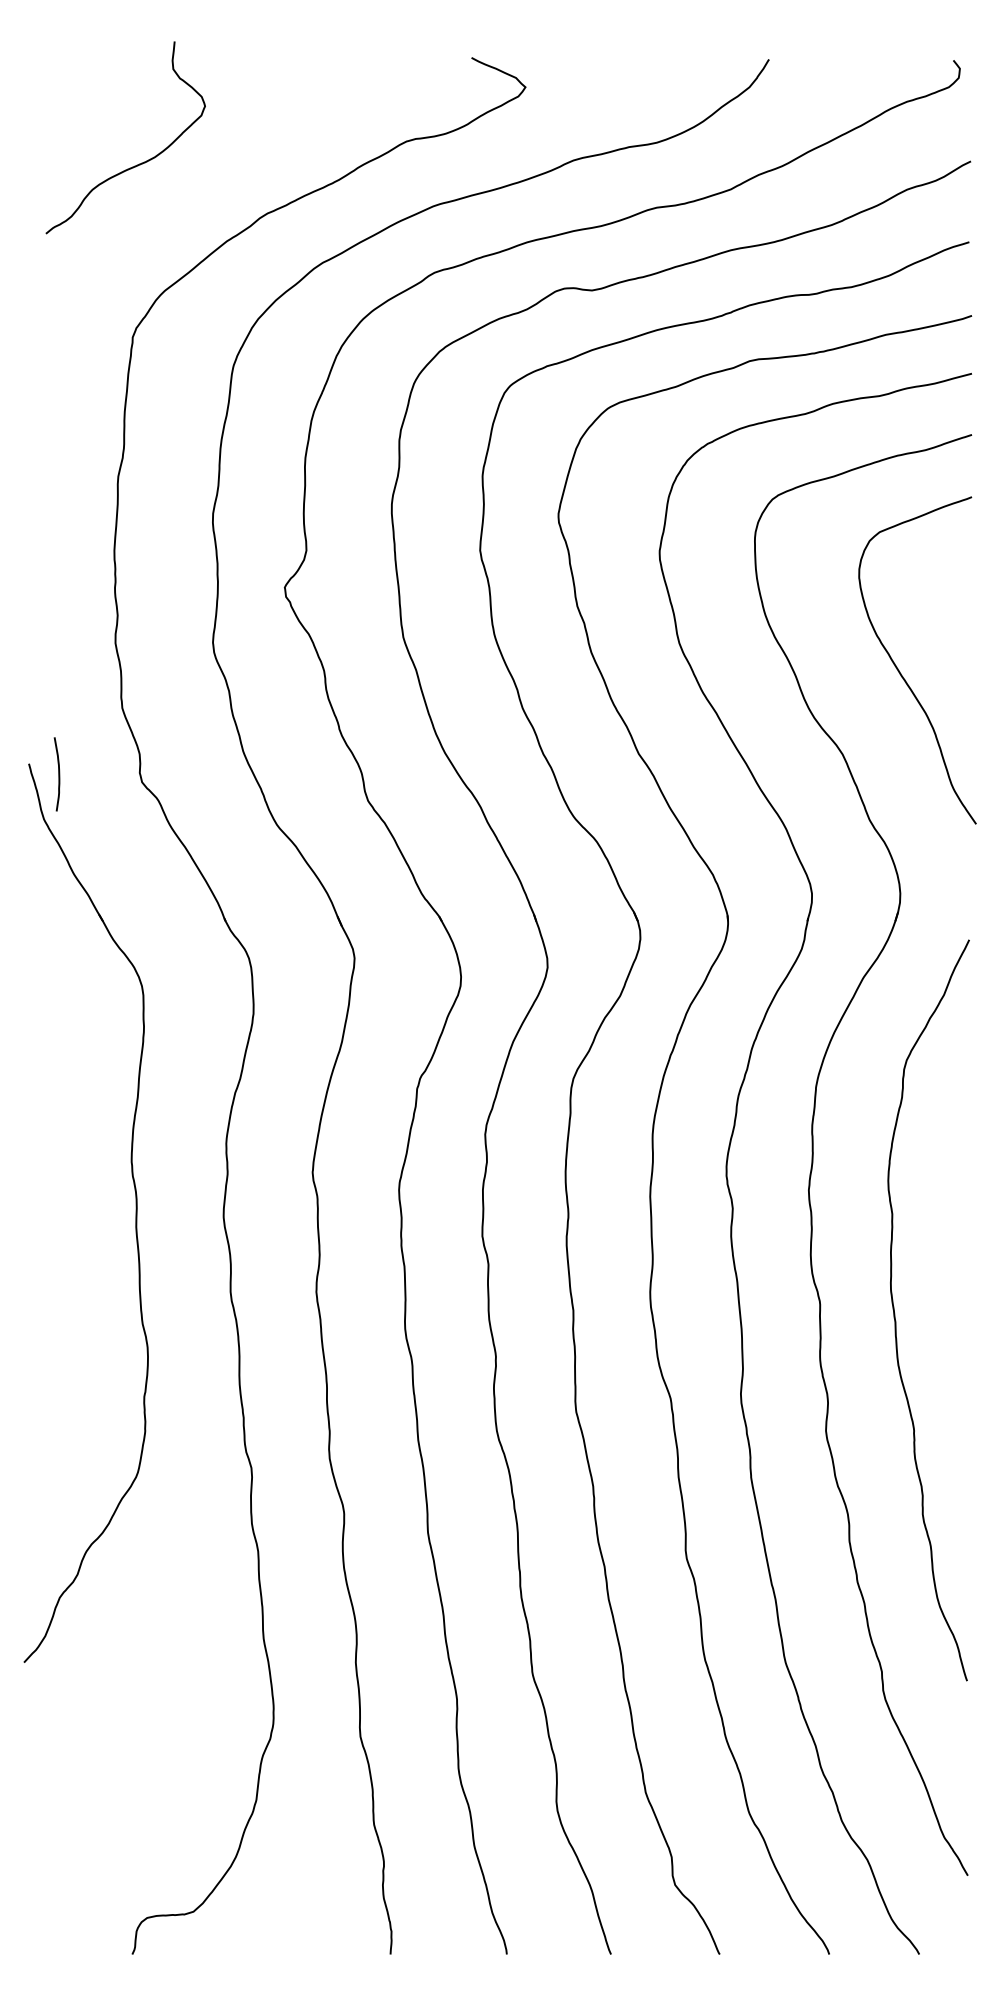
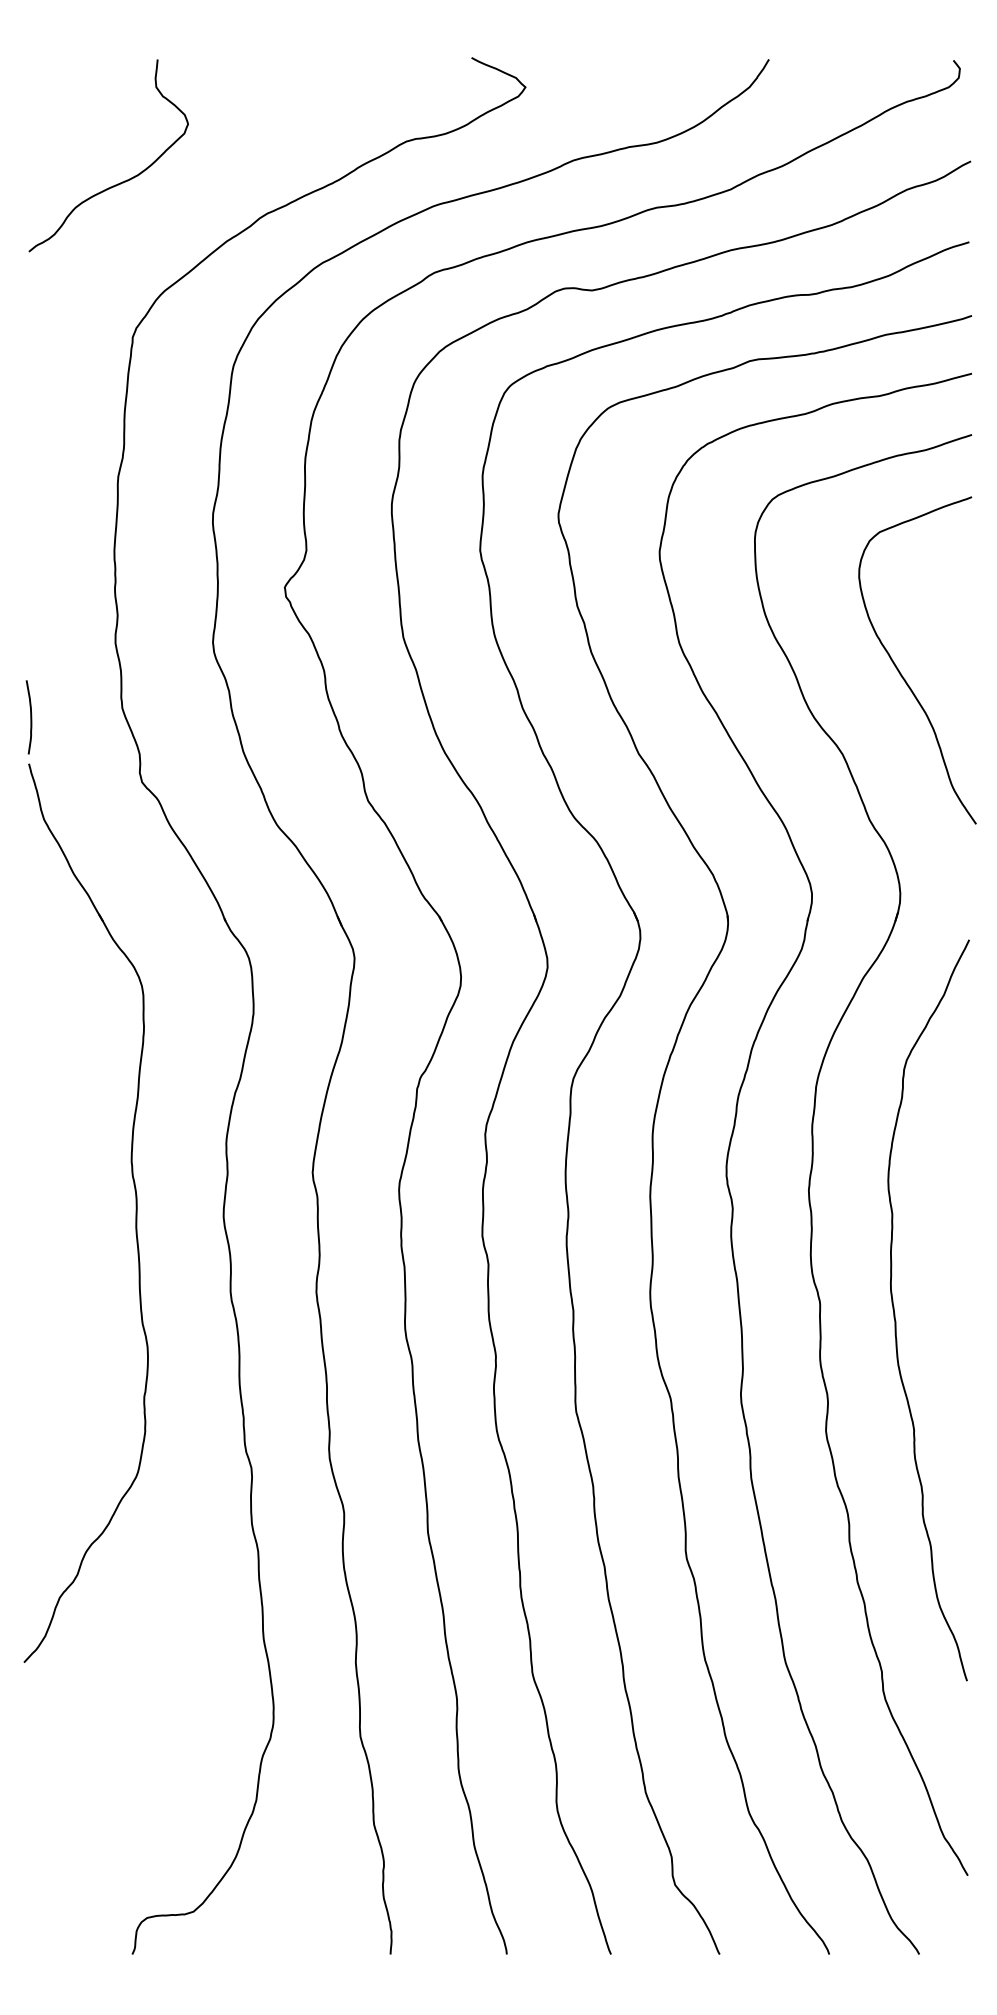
curve position: (134, 165) -> (117, 183) (117, 183)
curve position: (58, 774) -> (30, 717) (30, 717)
